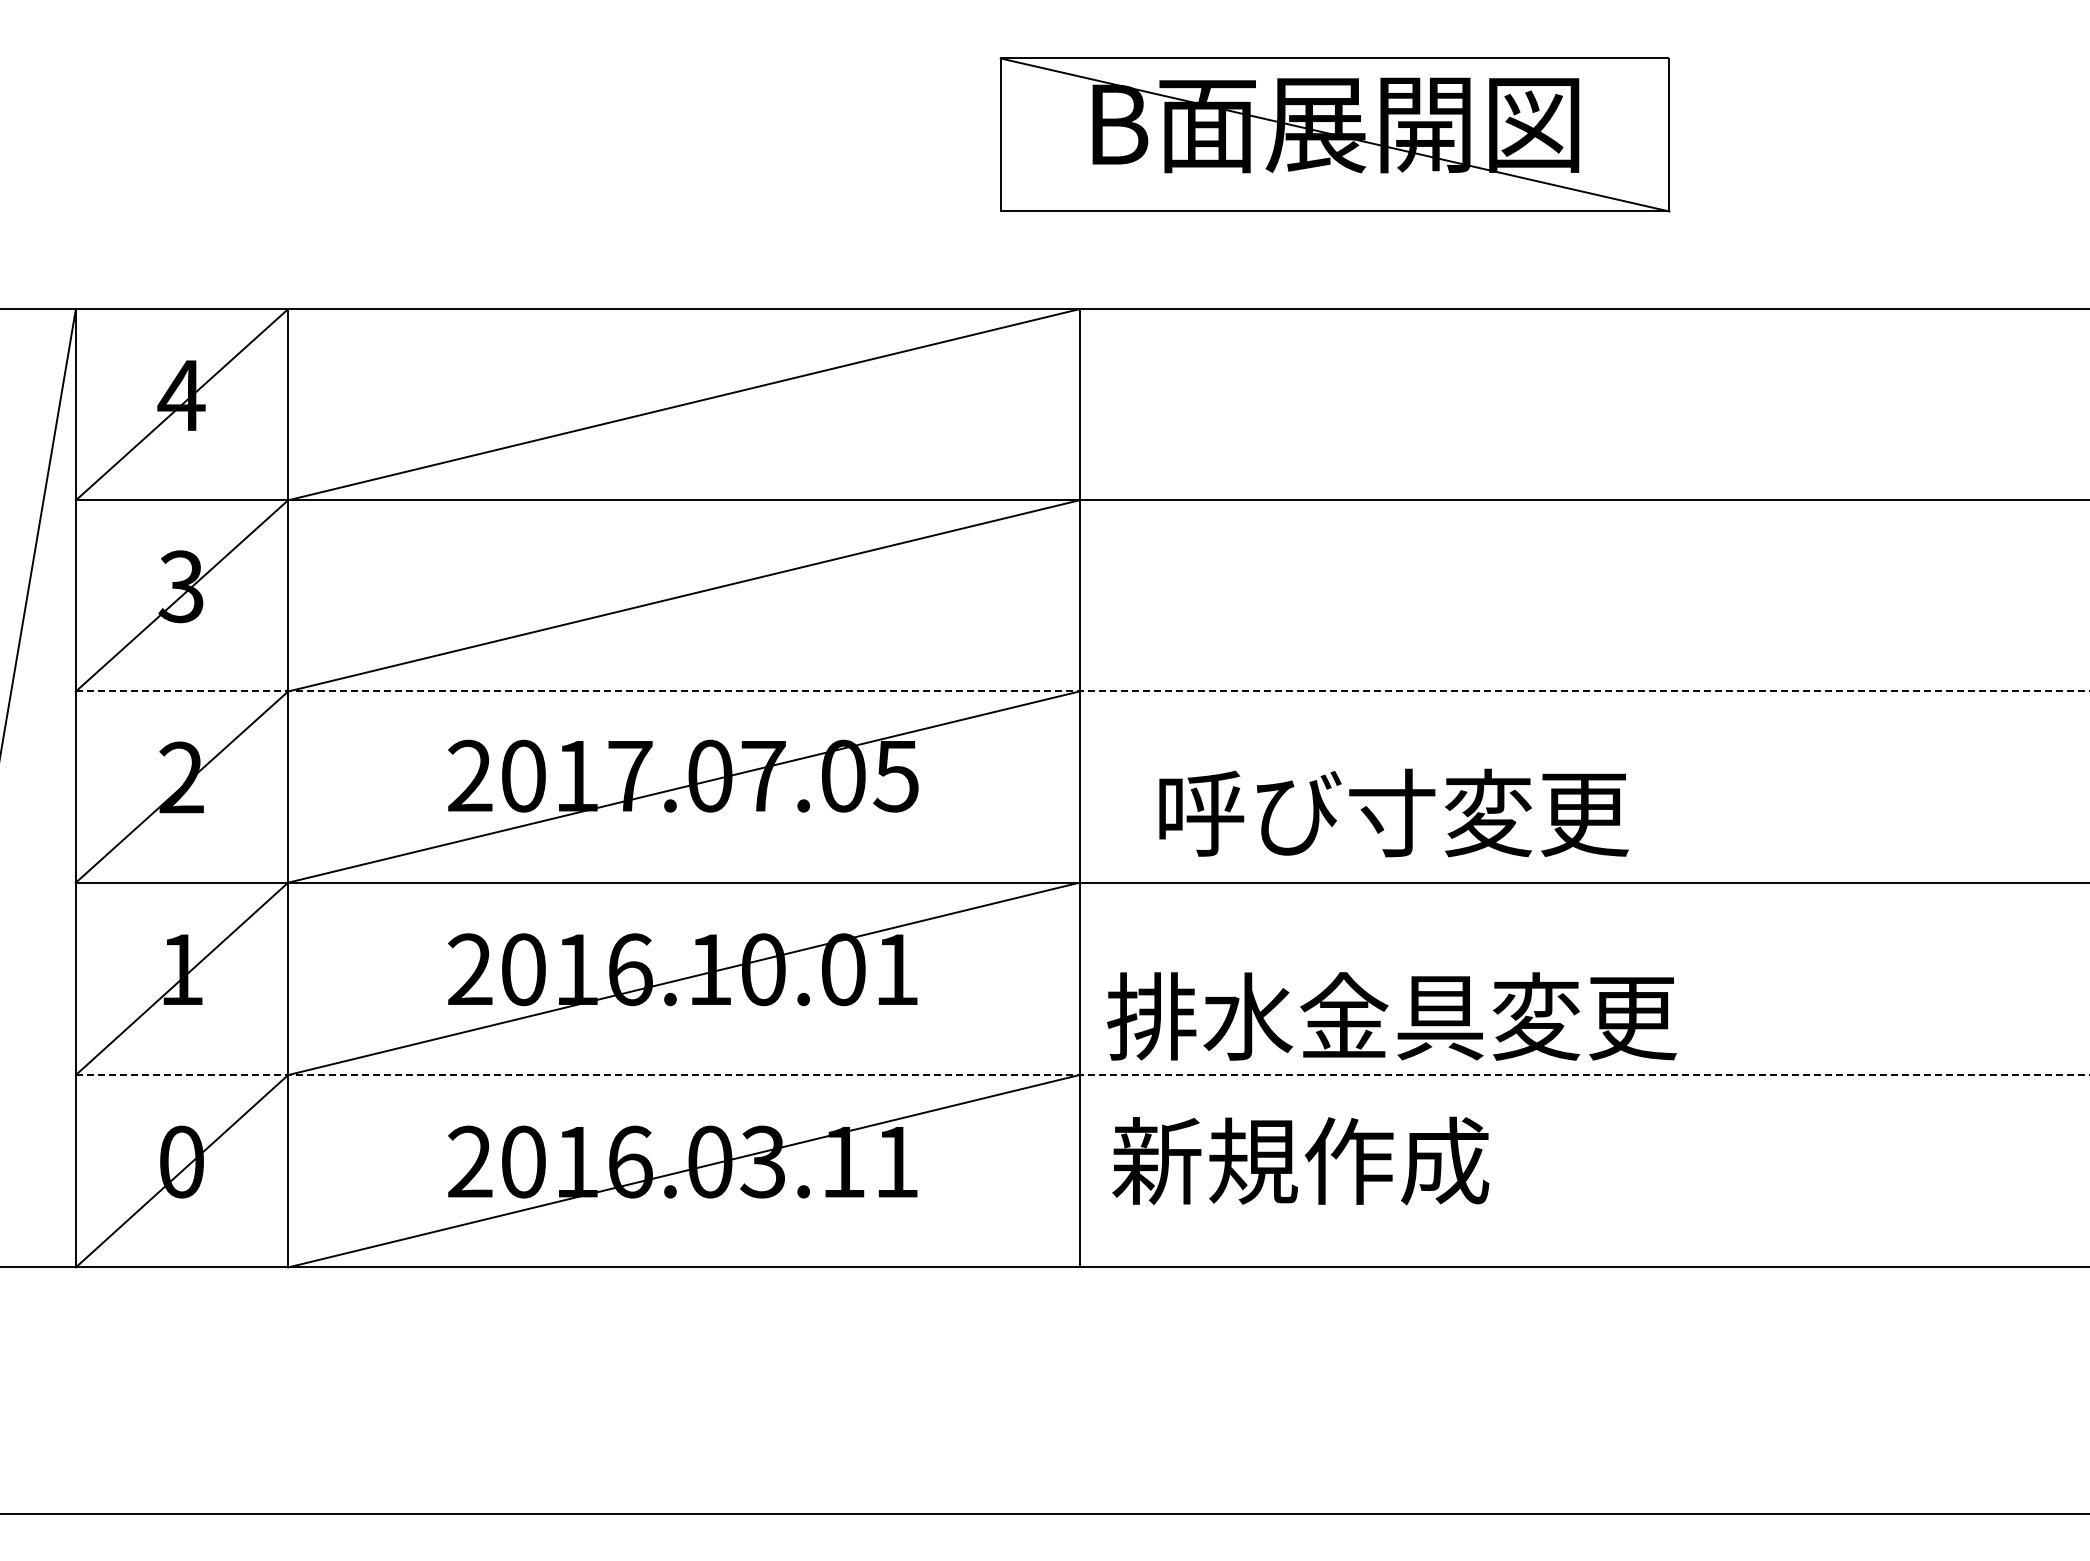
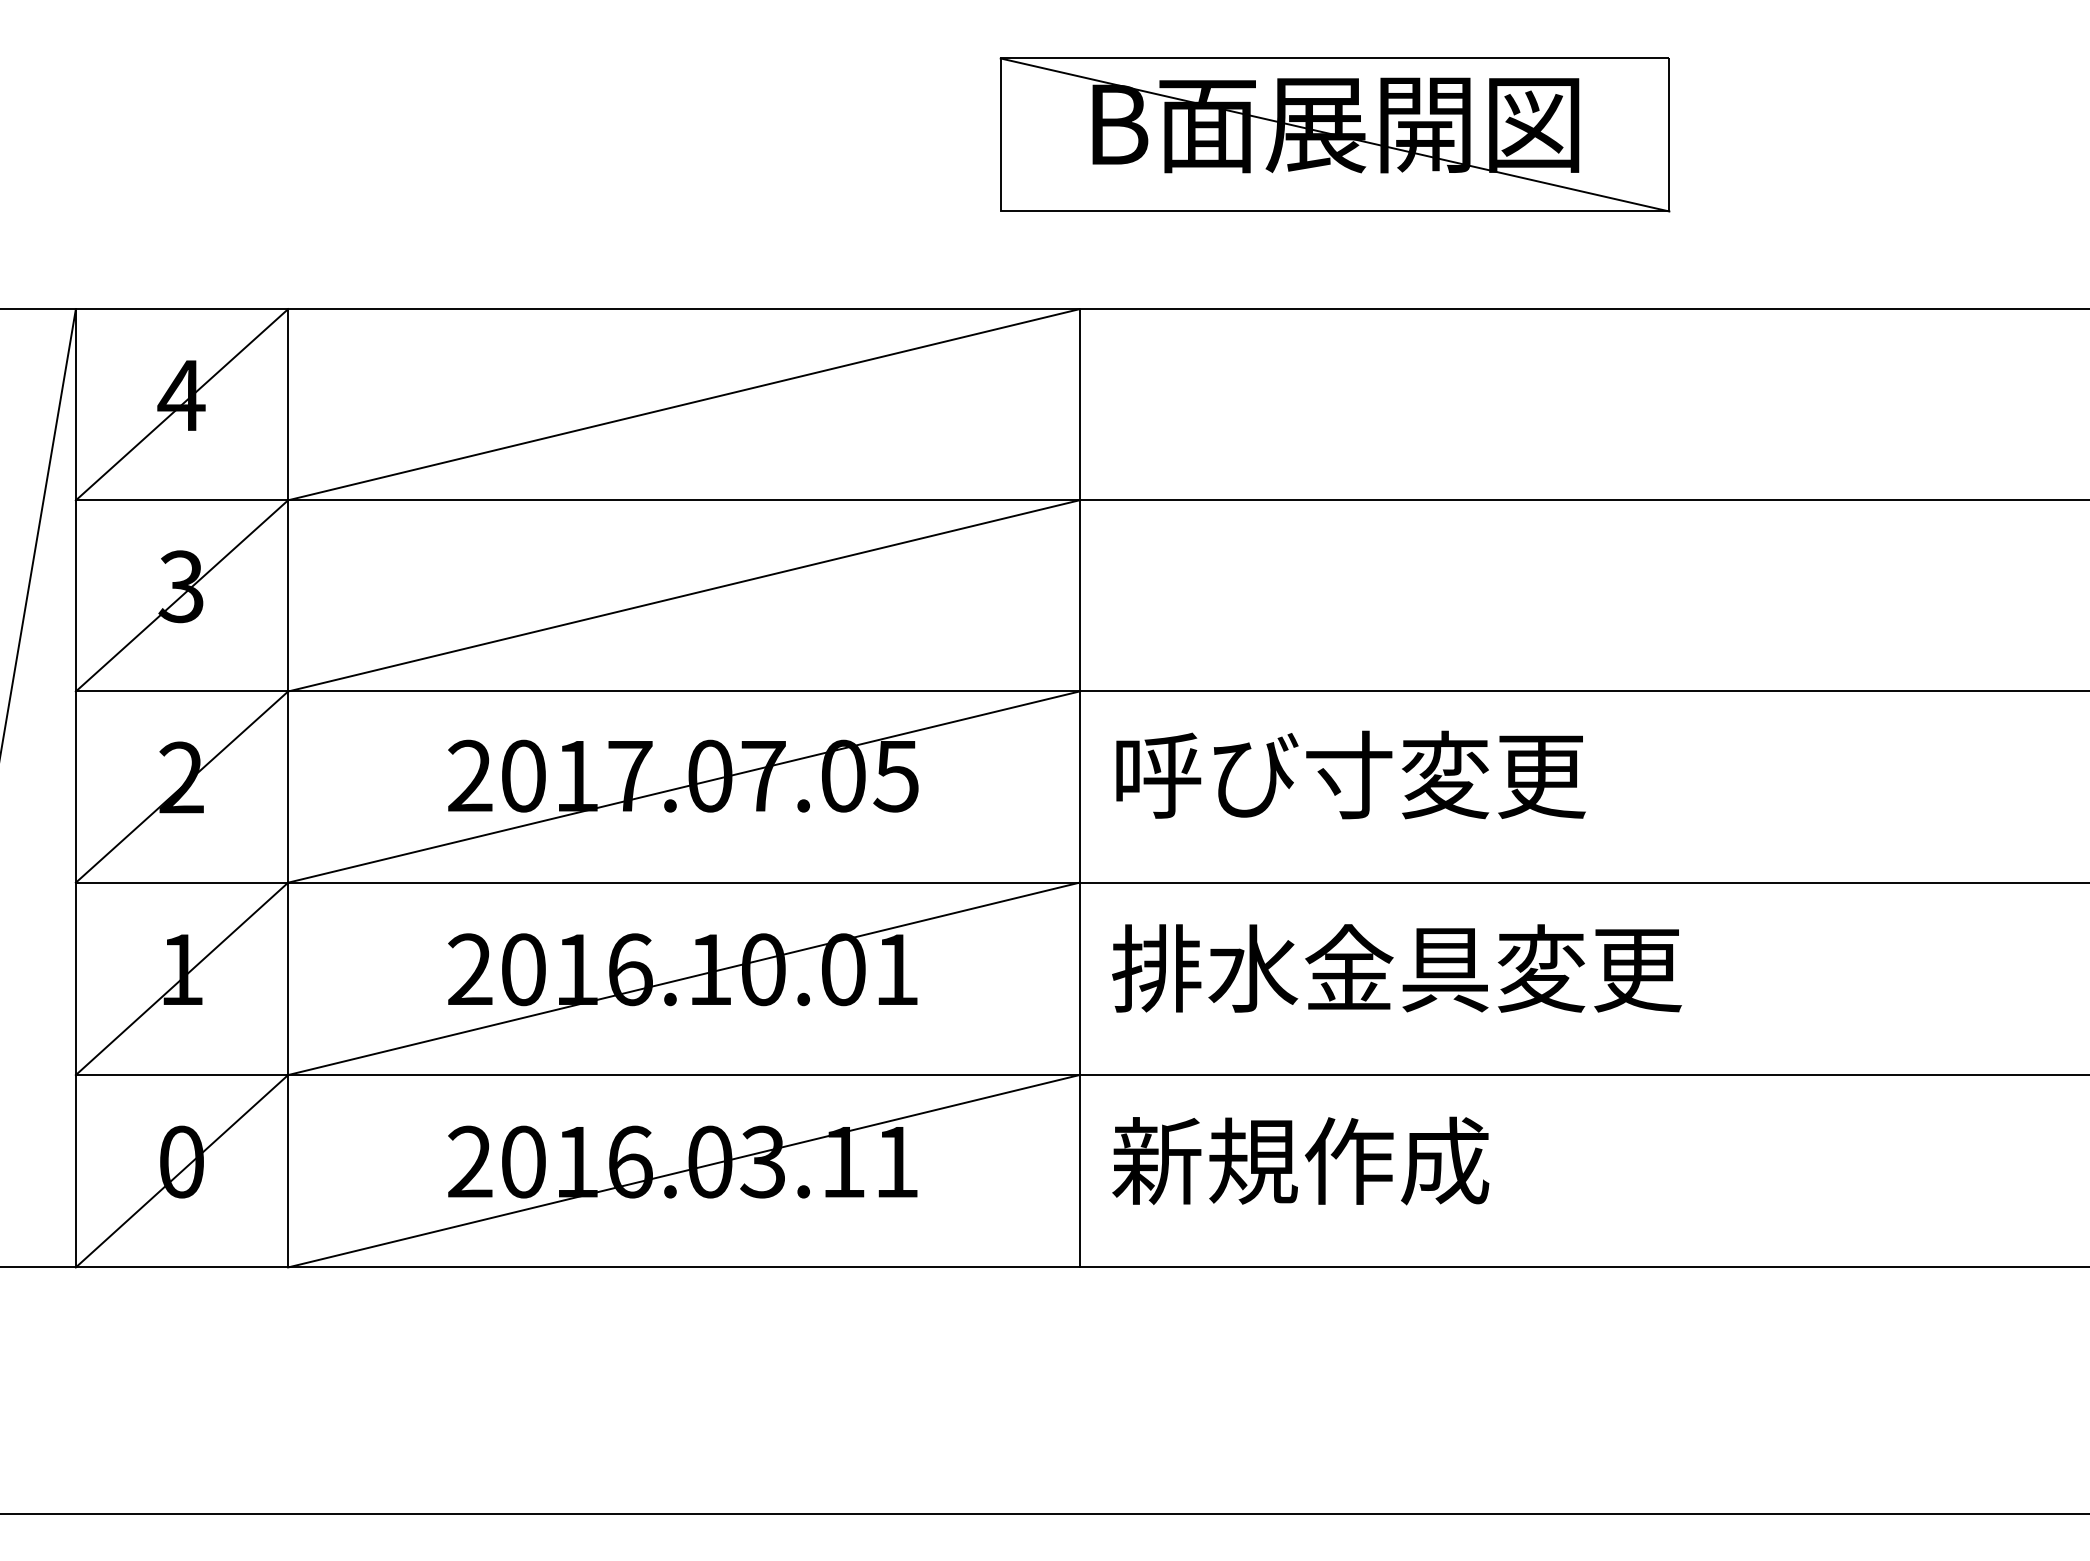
line: dashed -> solid (1082, 691)
text position: (1393, 812) -> (1350, 774) (1350, 774)
text position: (1391, 1016) -> (1396, 968) (1396, 968)
line: dashed -> solid (1082, 1075)
